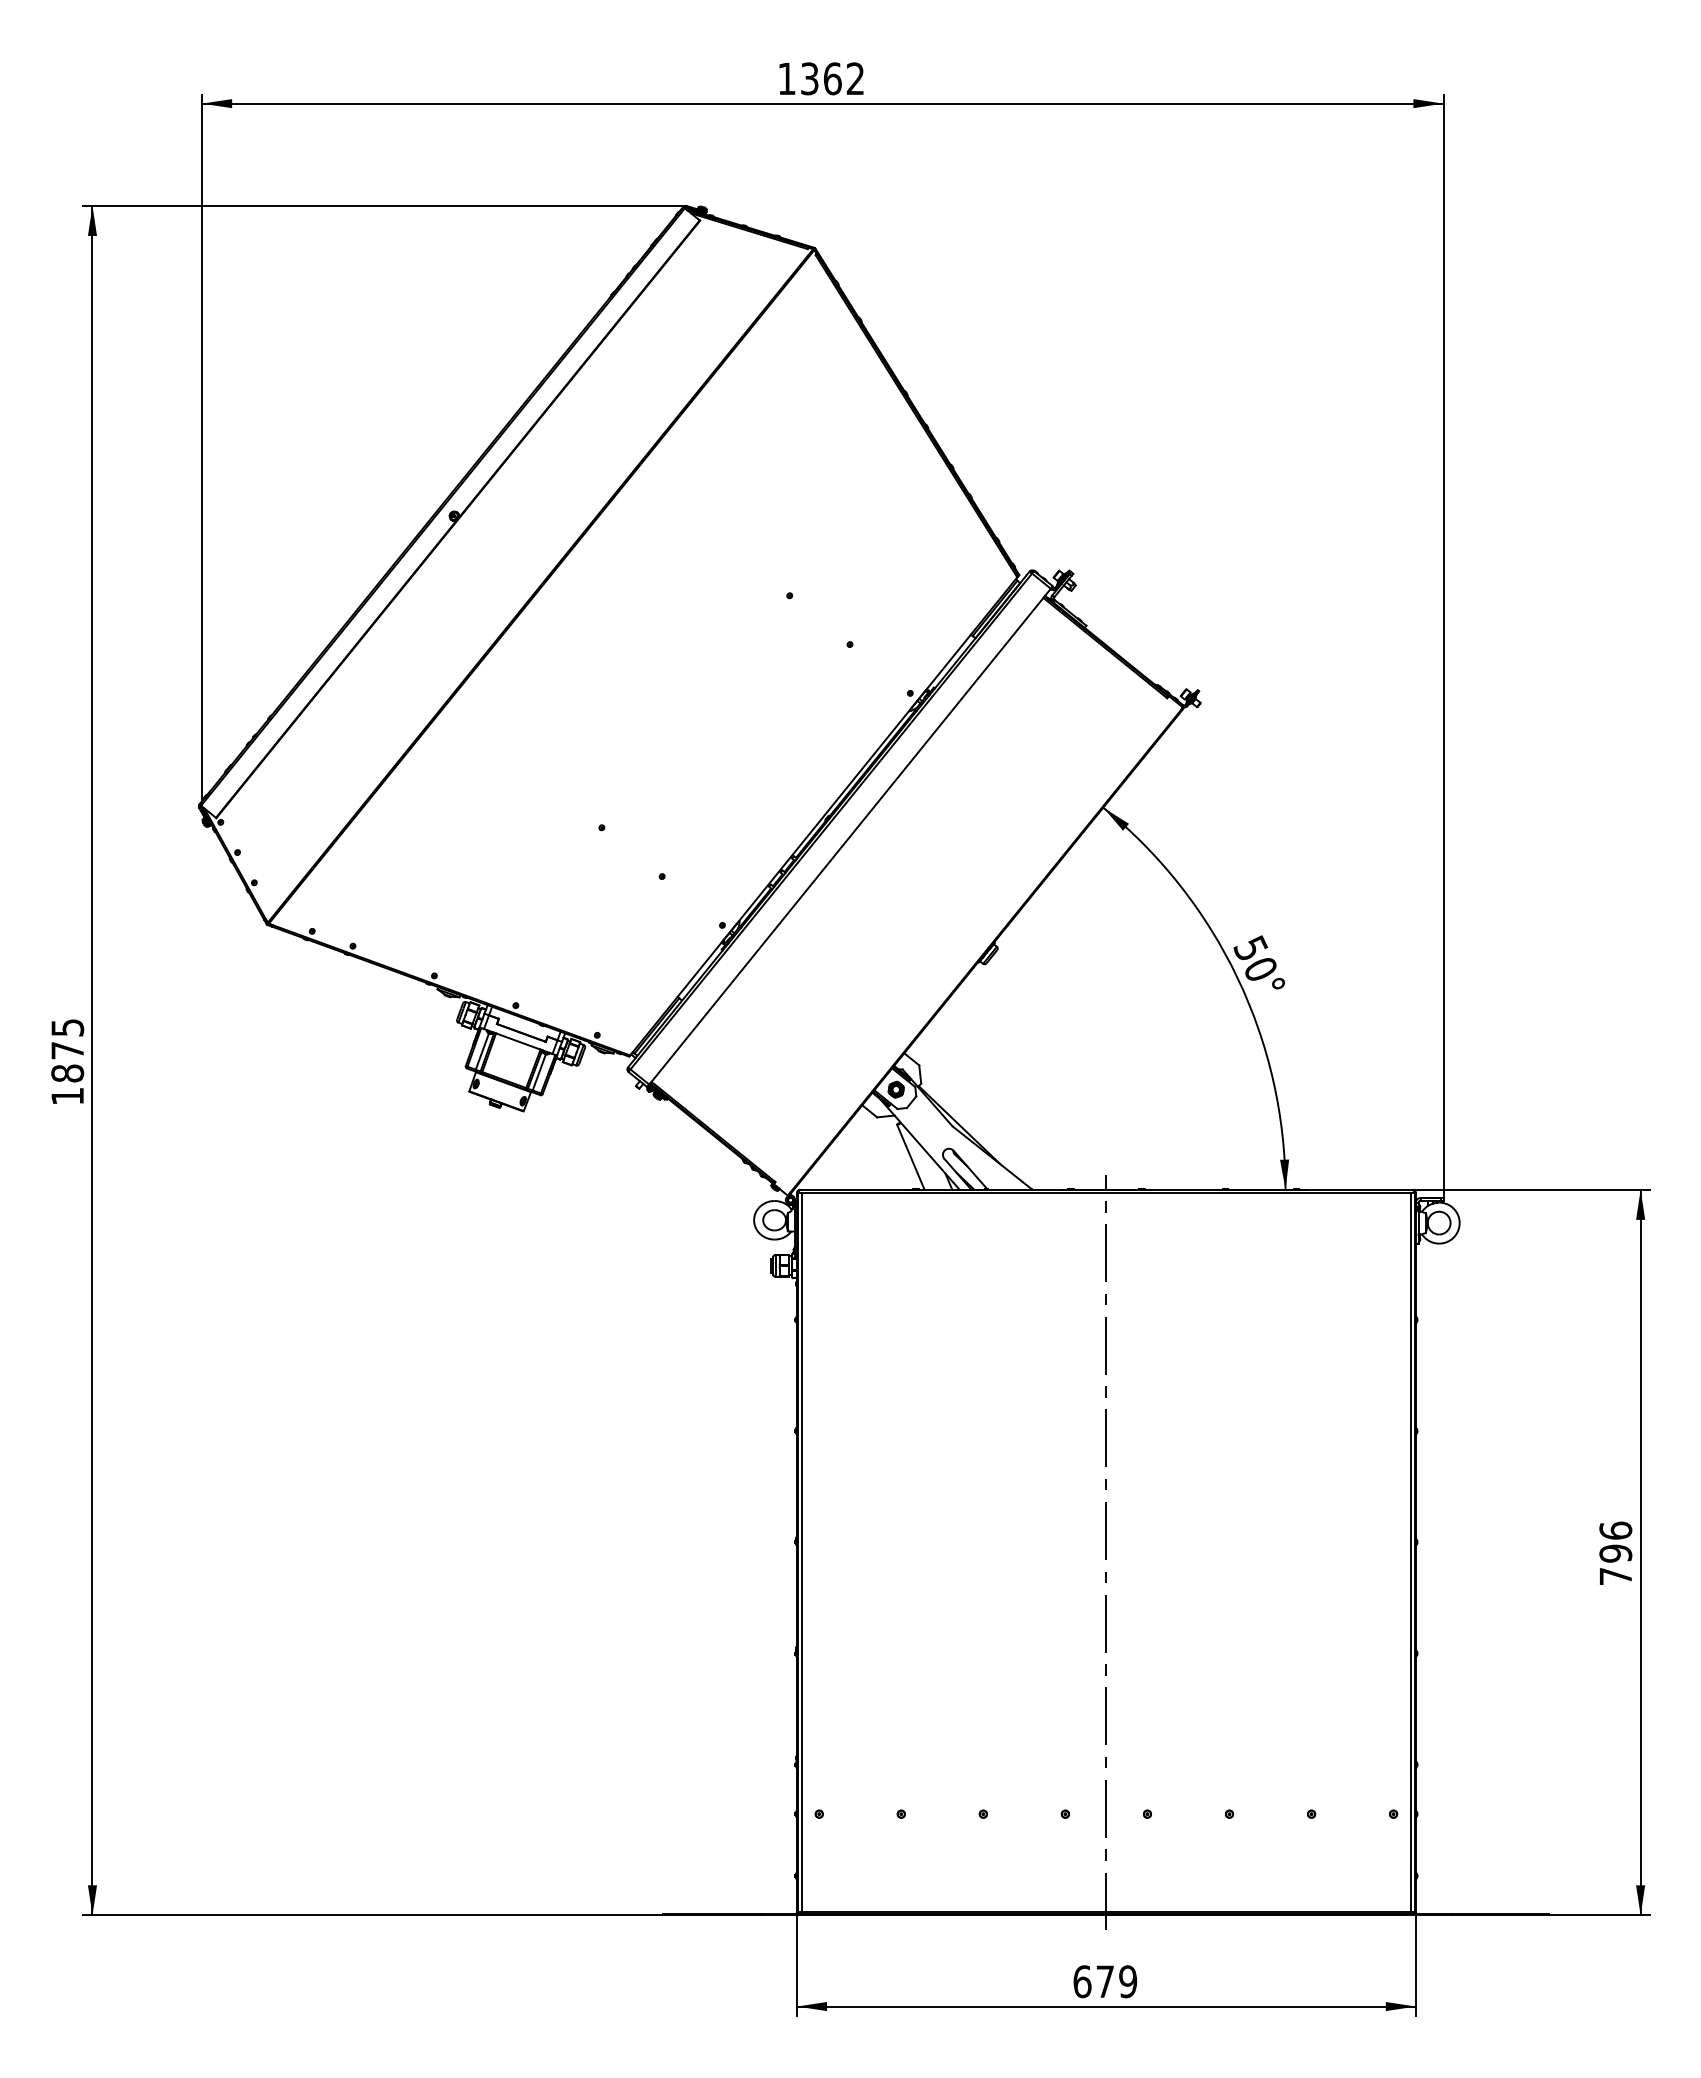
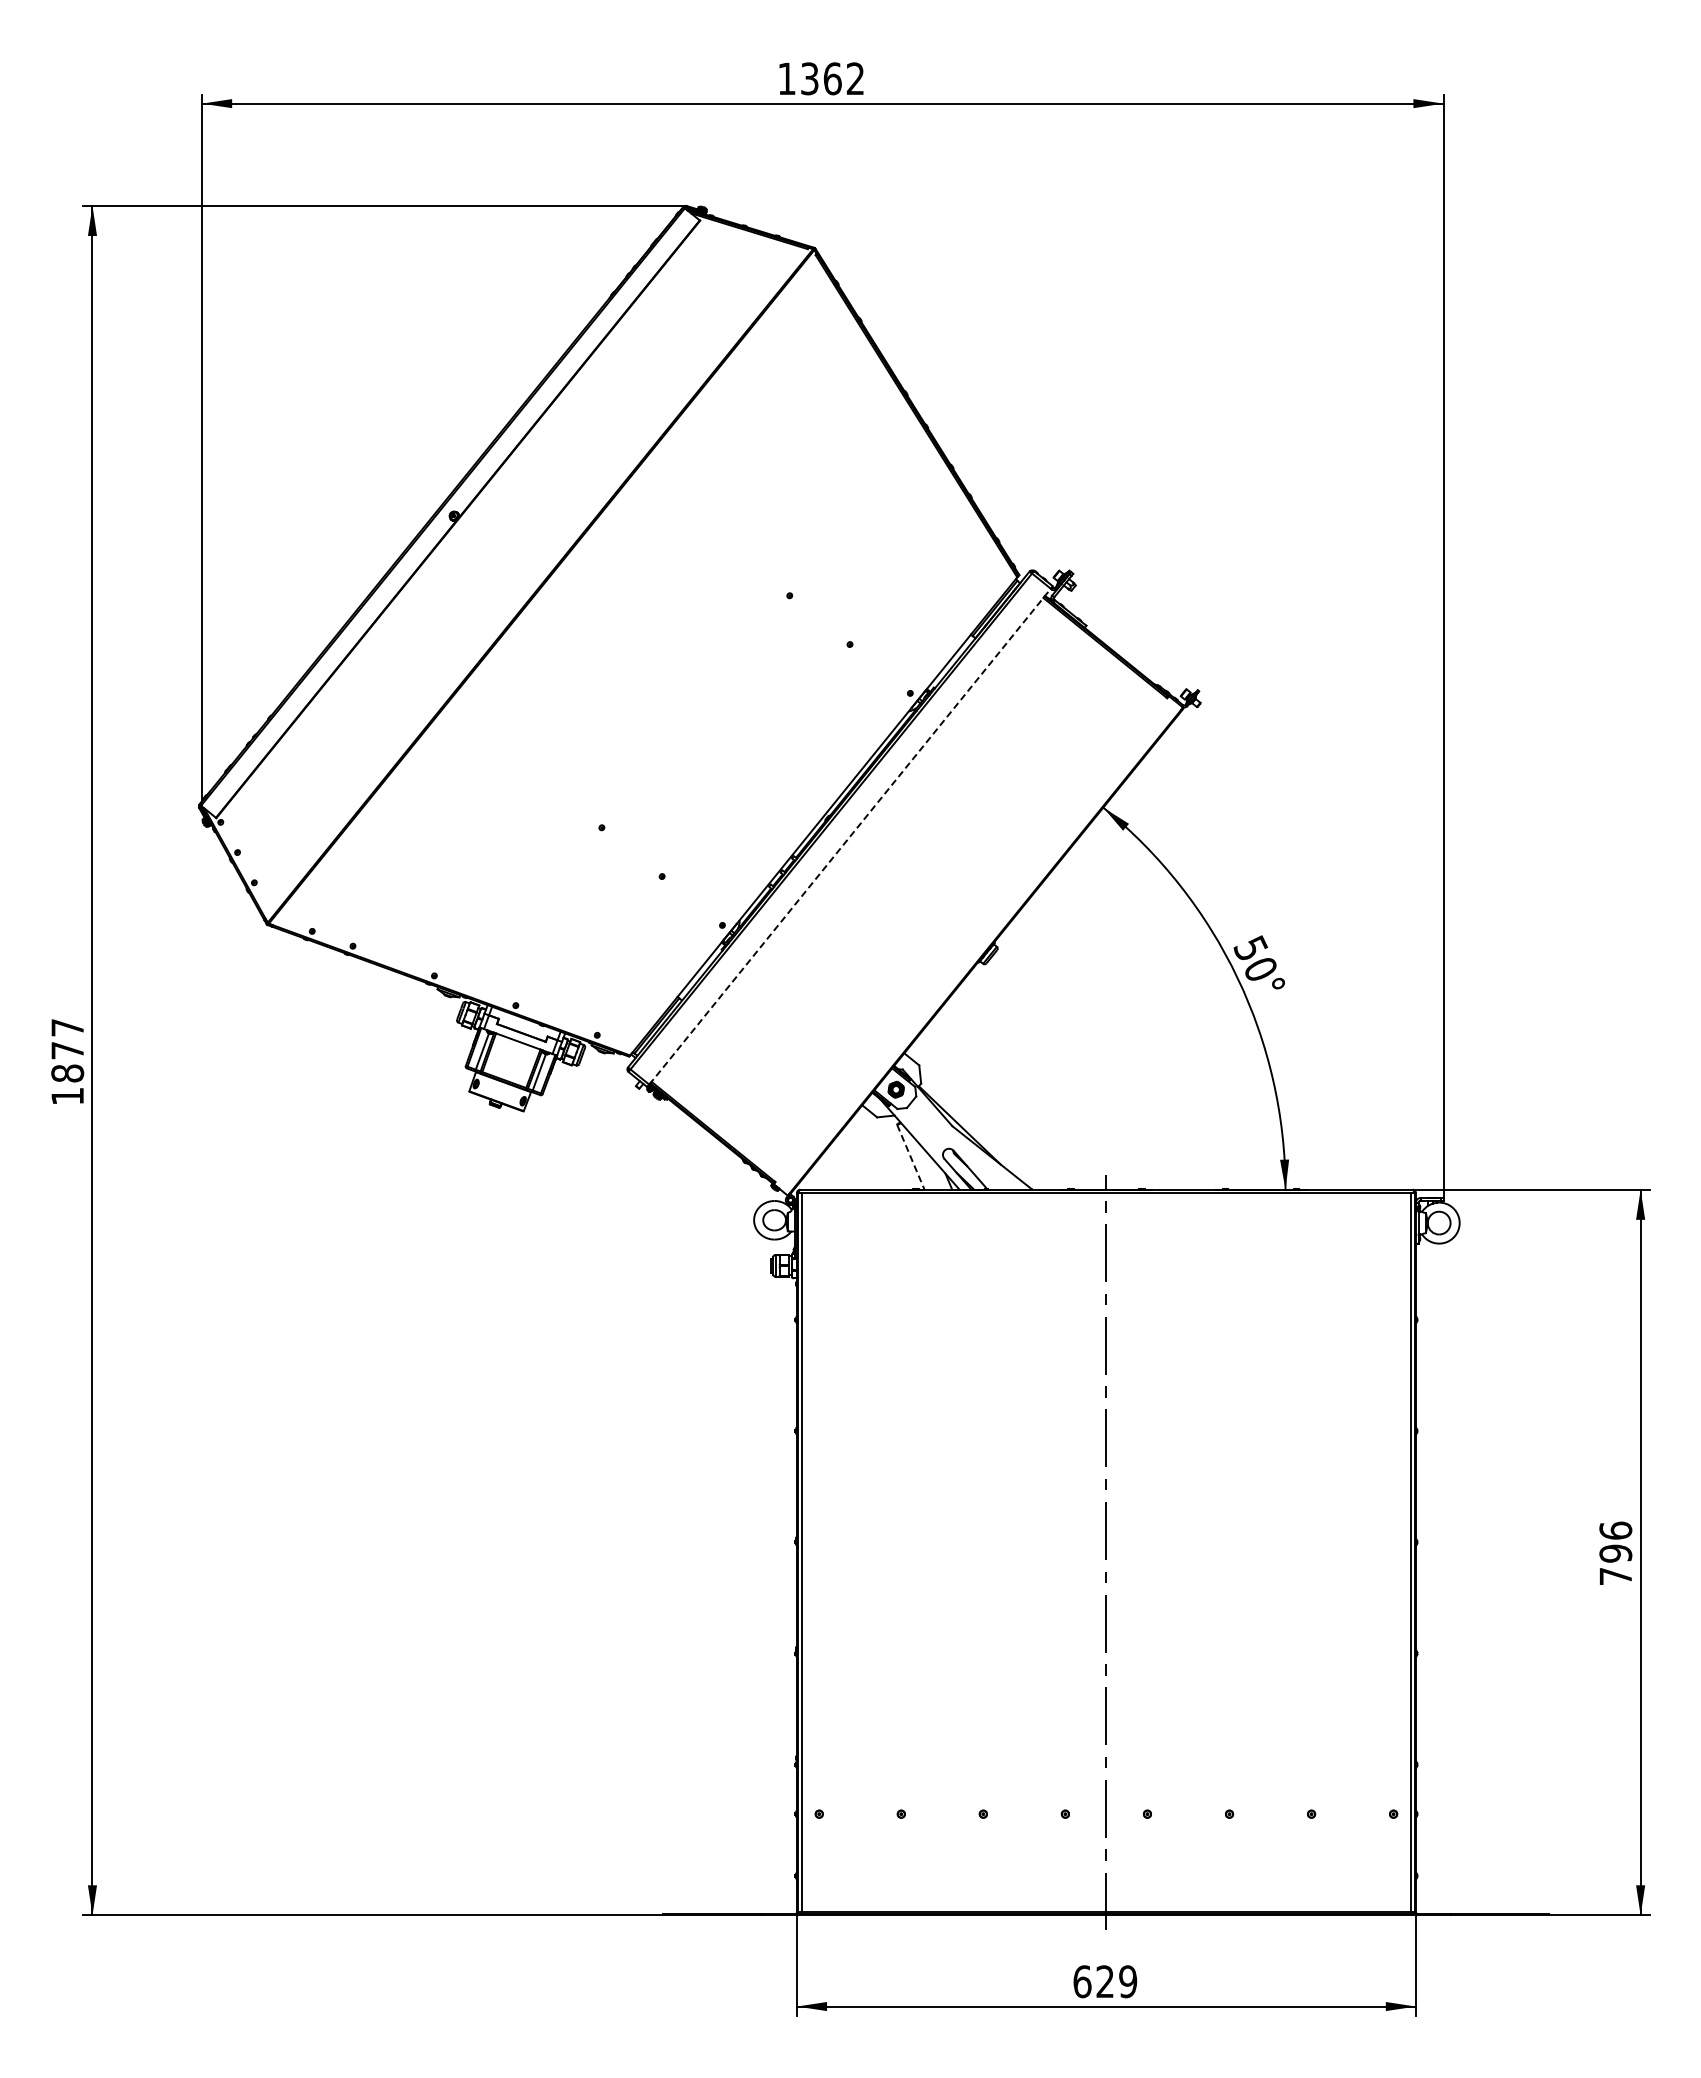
line: solid -> dashed (850, 836)
text: 1875 -> 1877 (67, 1027)
line: solid -> dashed (911, 1157)
text: 679 -> 629 (1104, 1981)
